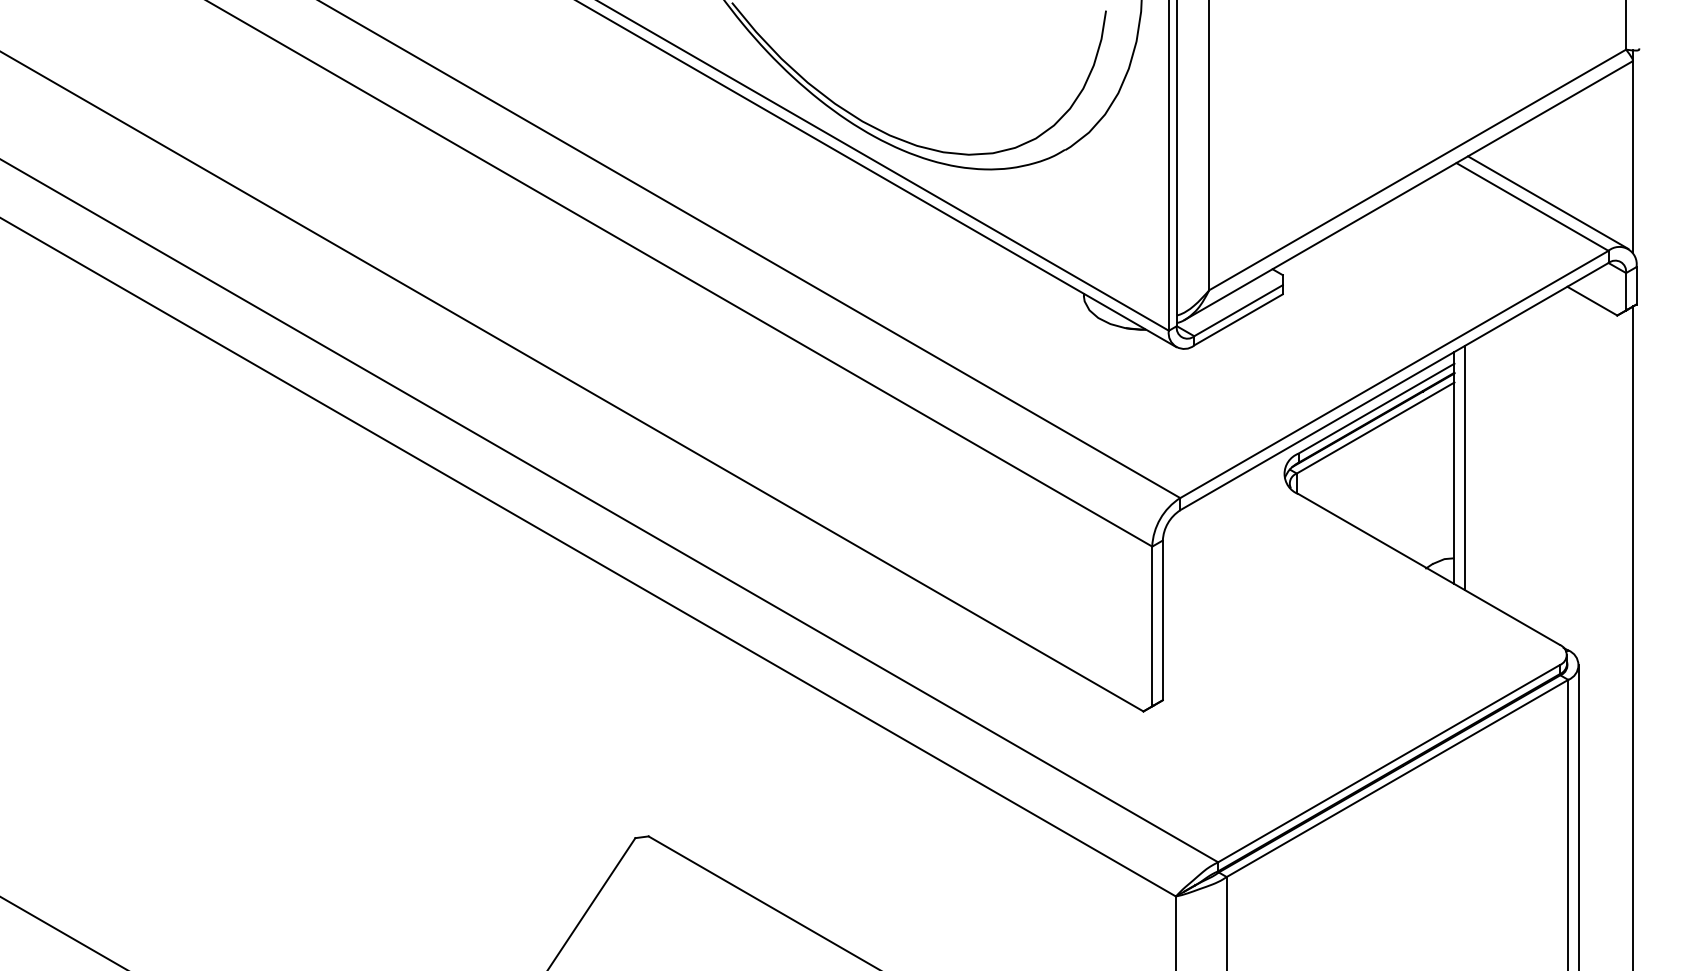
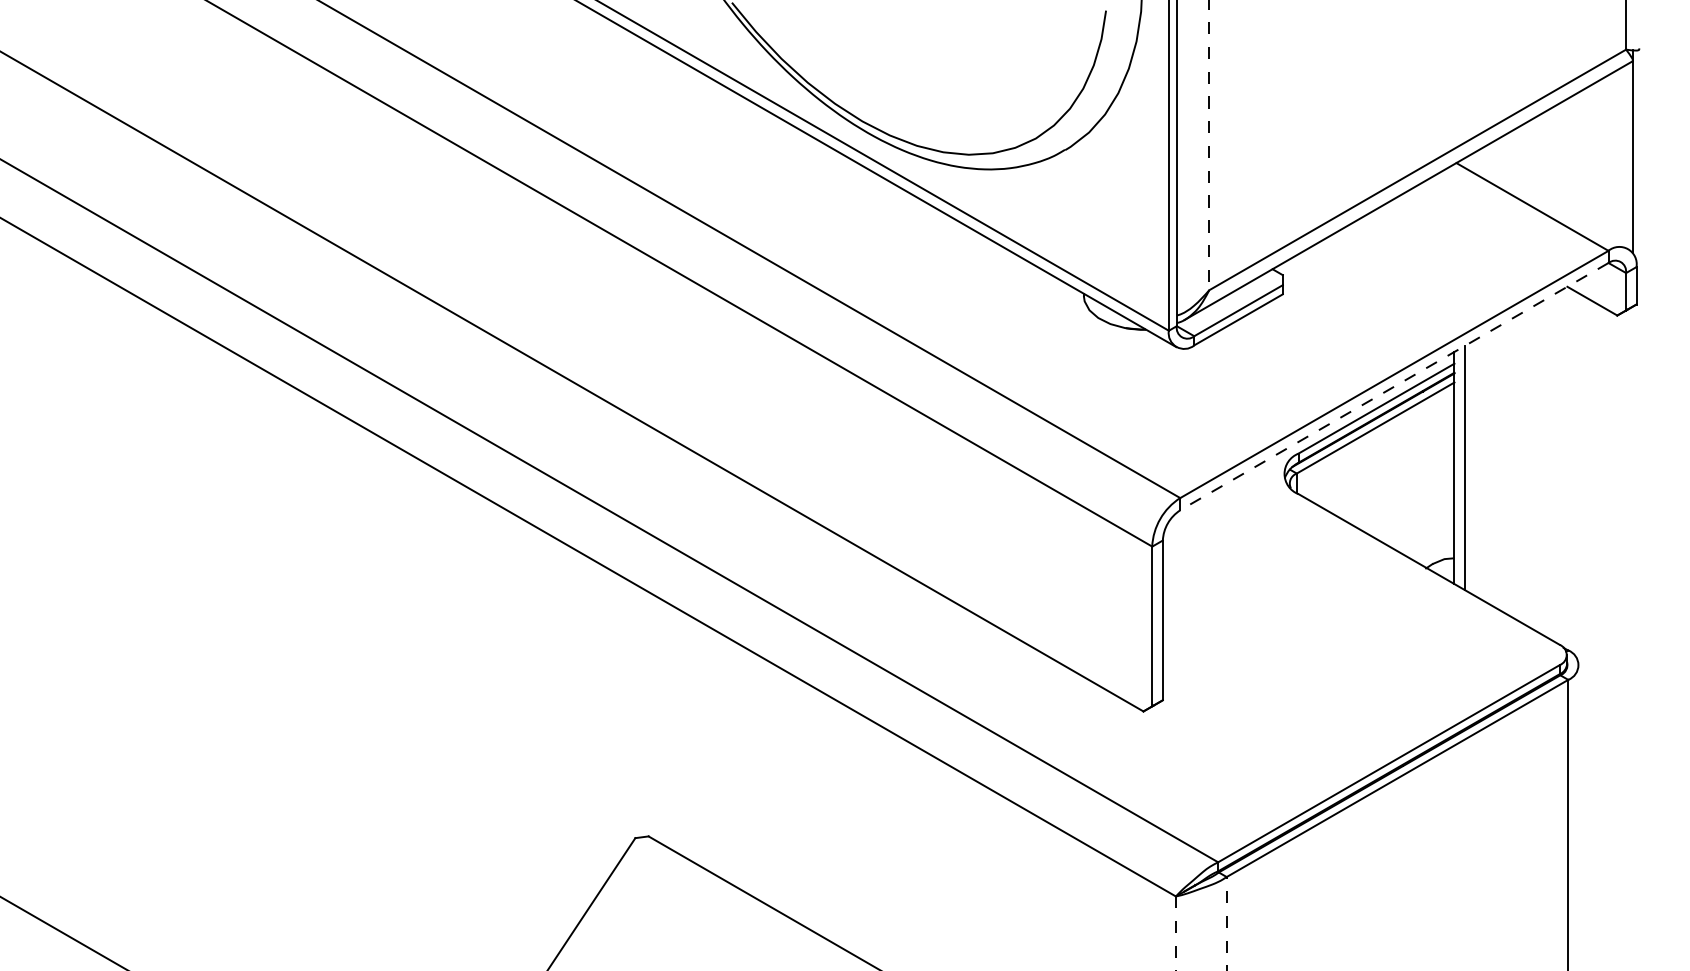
line: solid -> dashed (1209, 145)
line: present -> none (1548, 202)
line: solid -> dashed (1393, 386)
line: present -> none (1633, 636)
line: present -> none (1578, 816)
line: solid -> dashed (1226, 923)
line: solid -> dashed (1175, 933)
